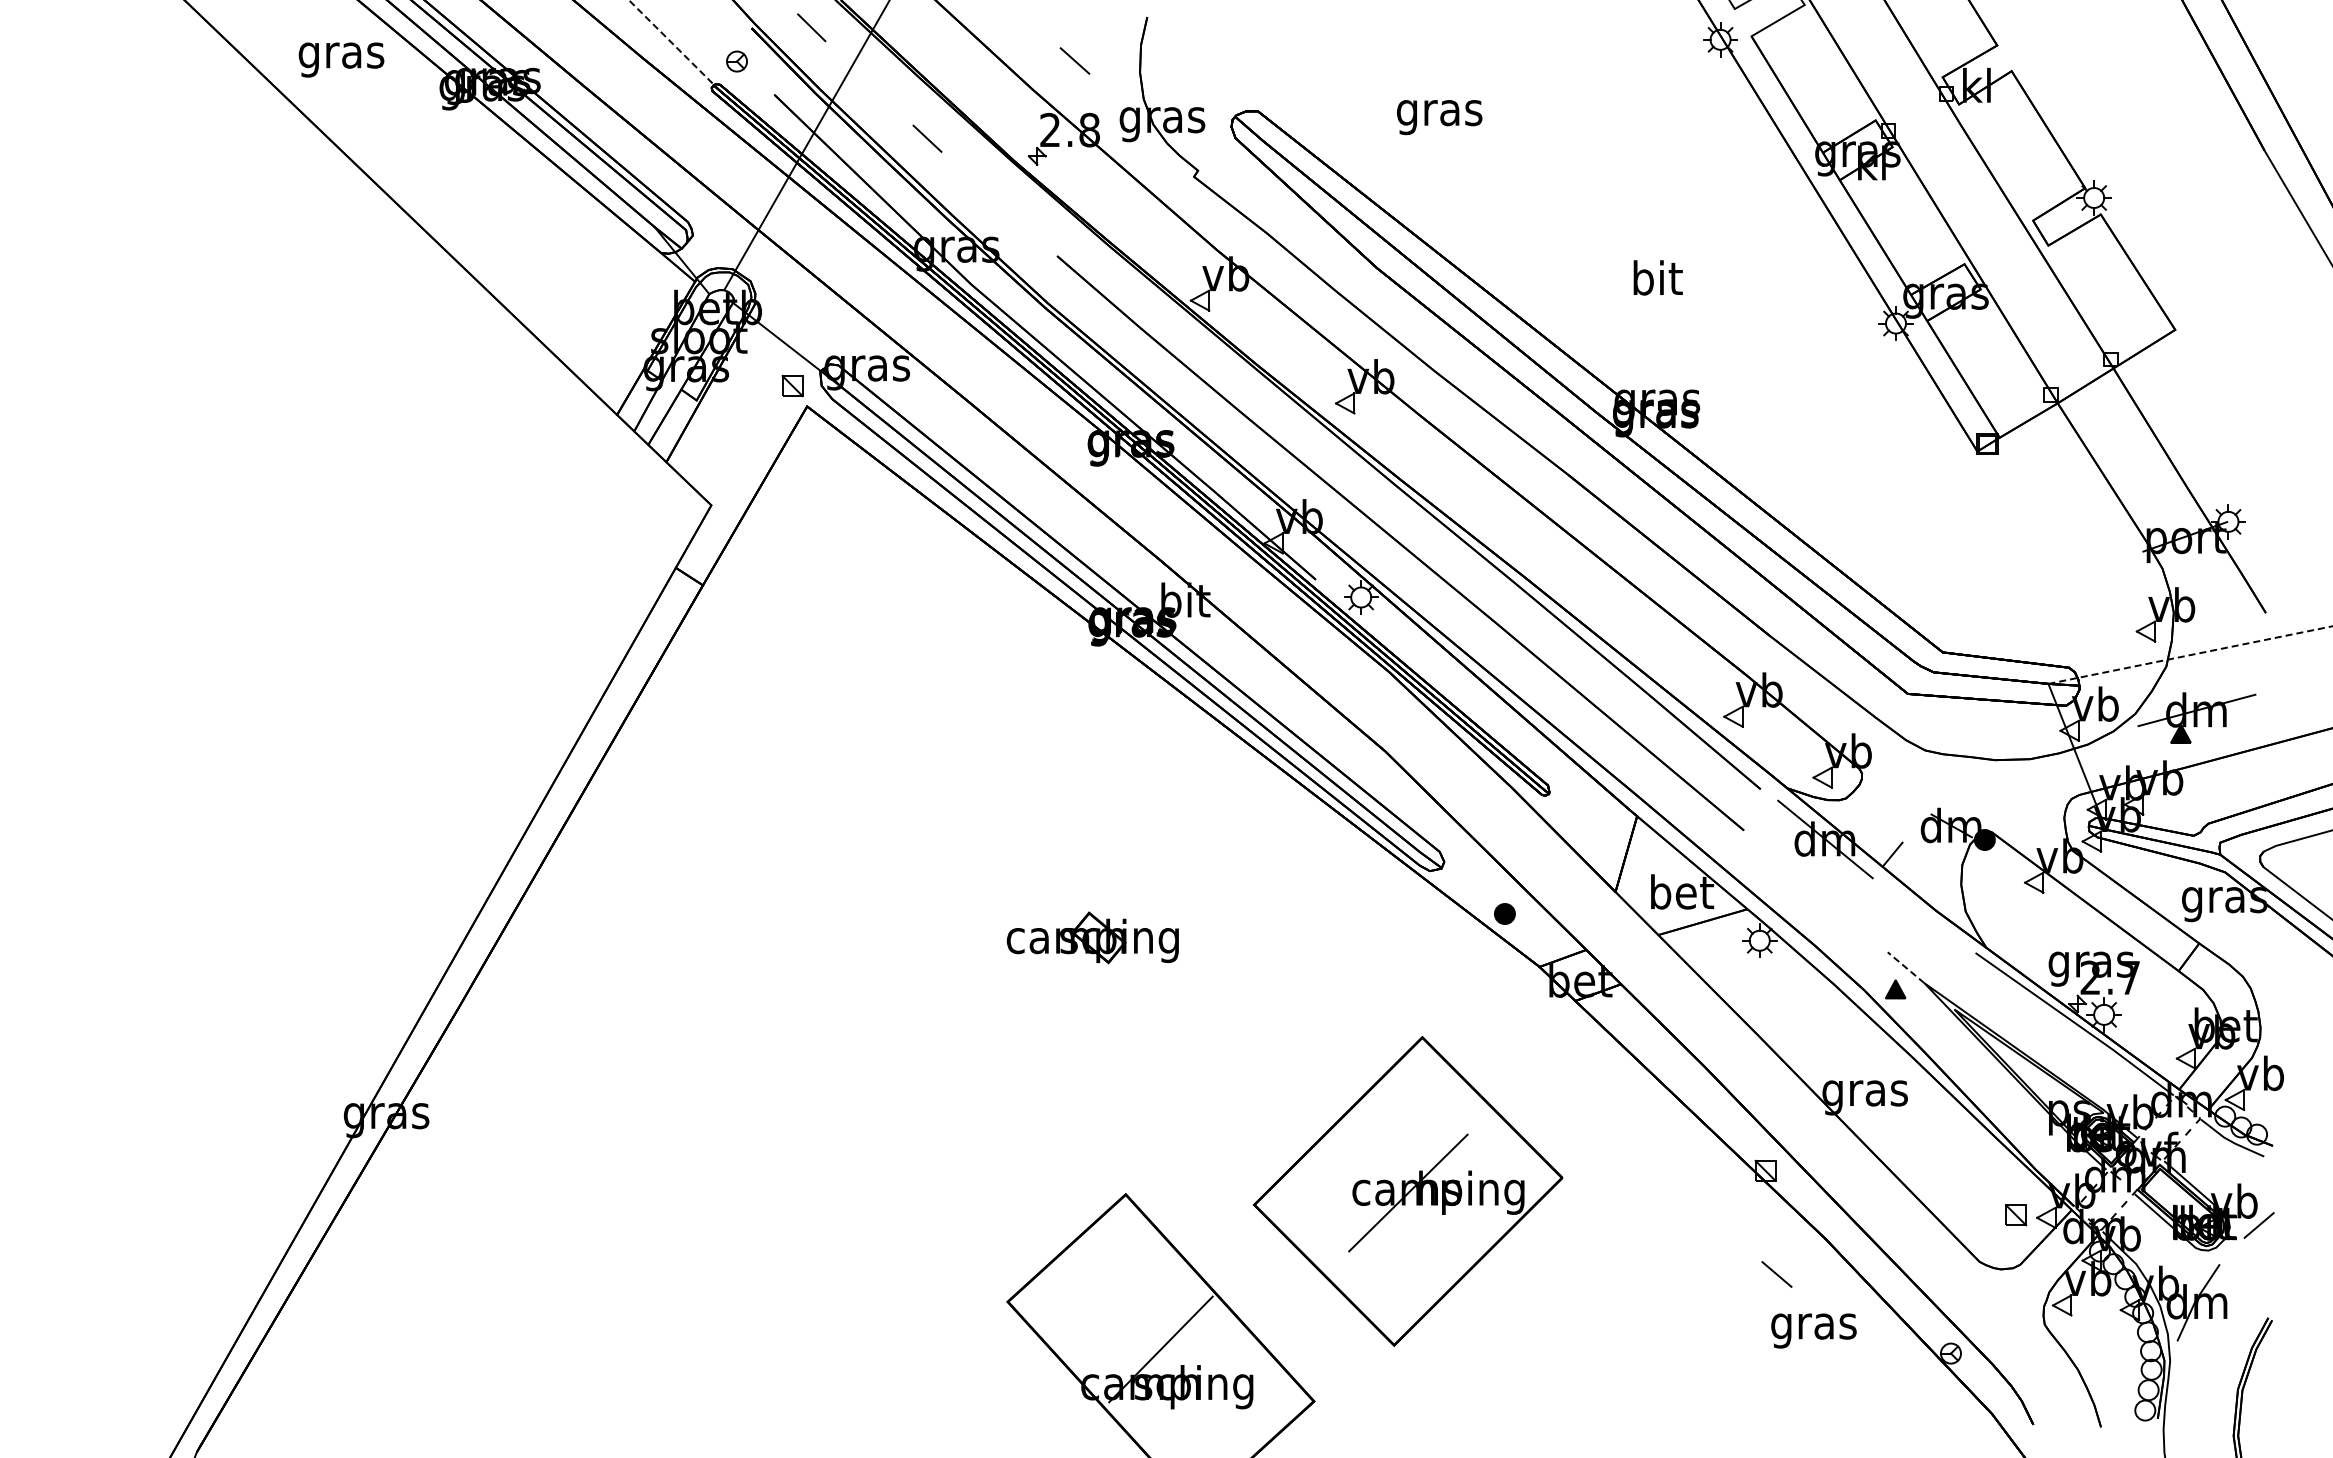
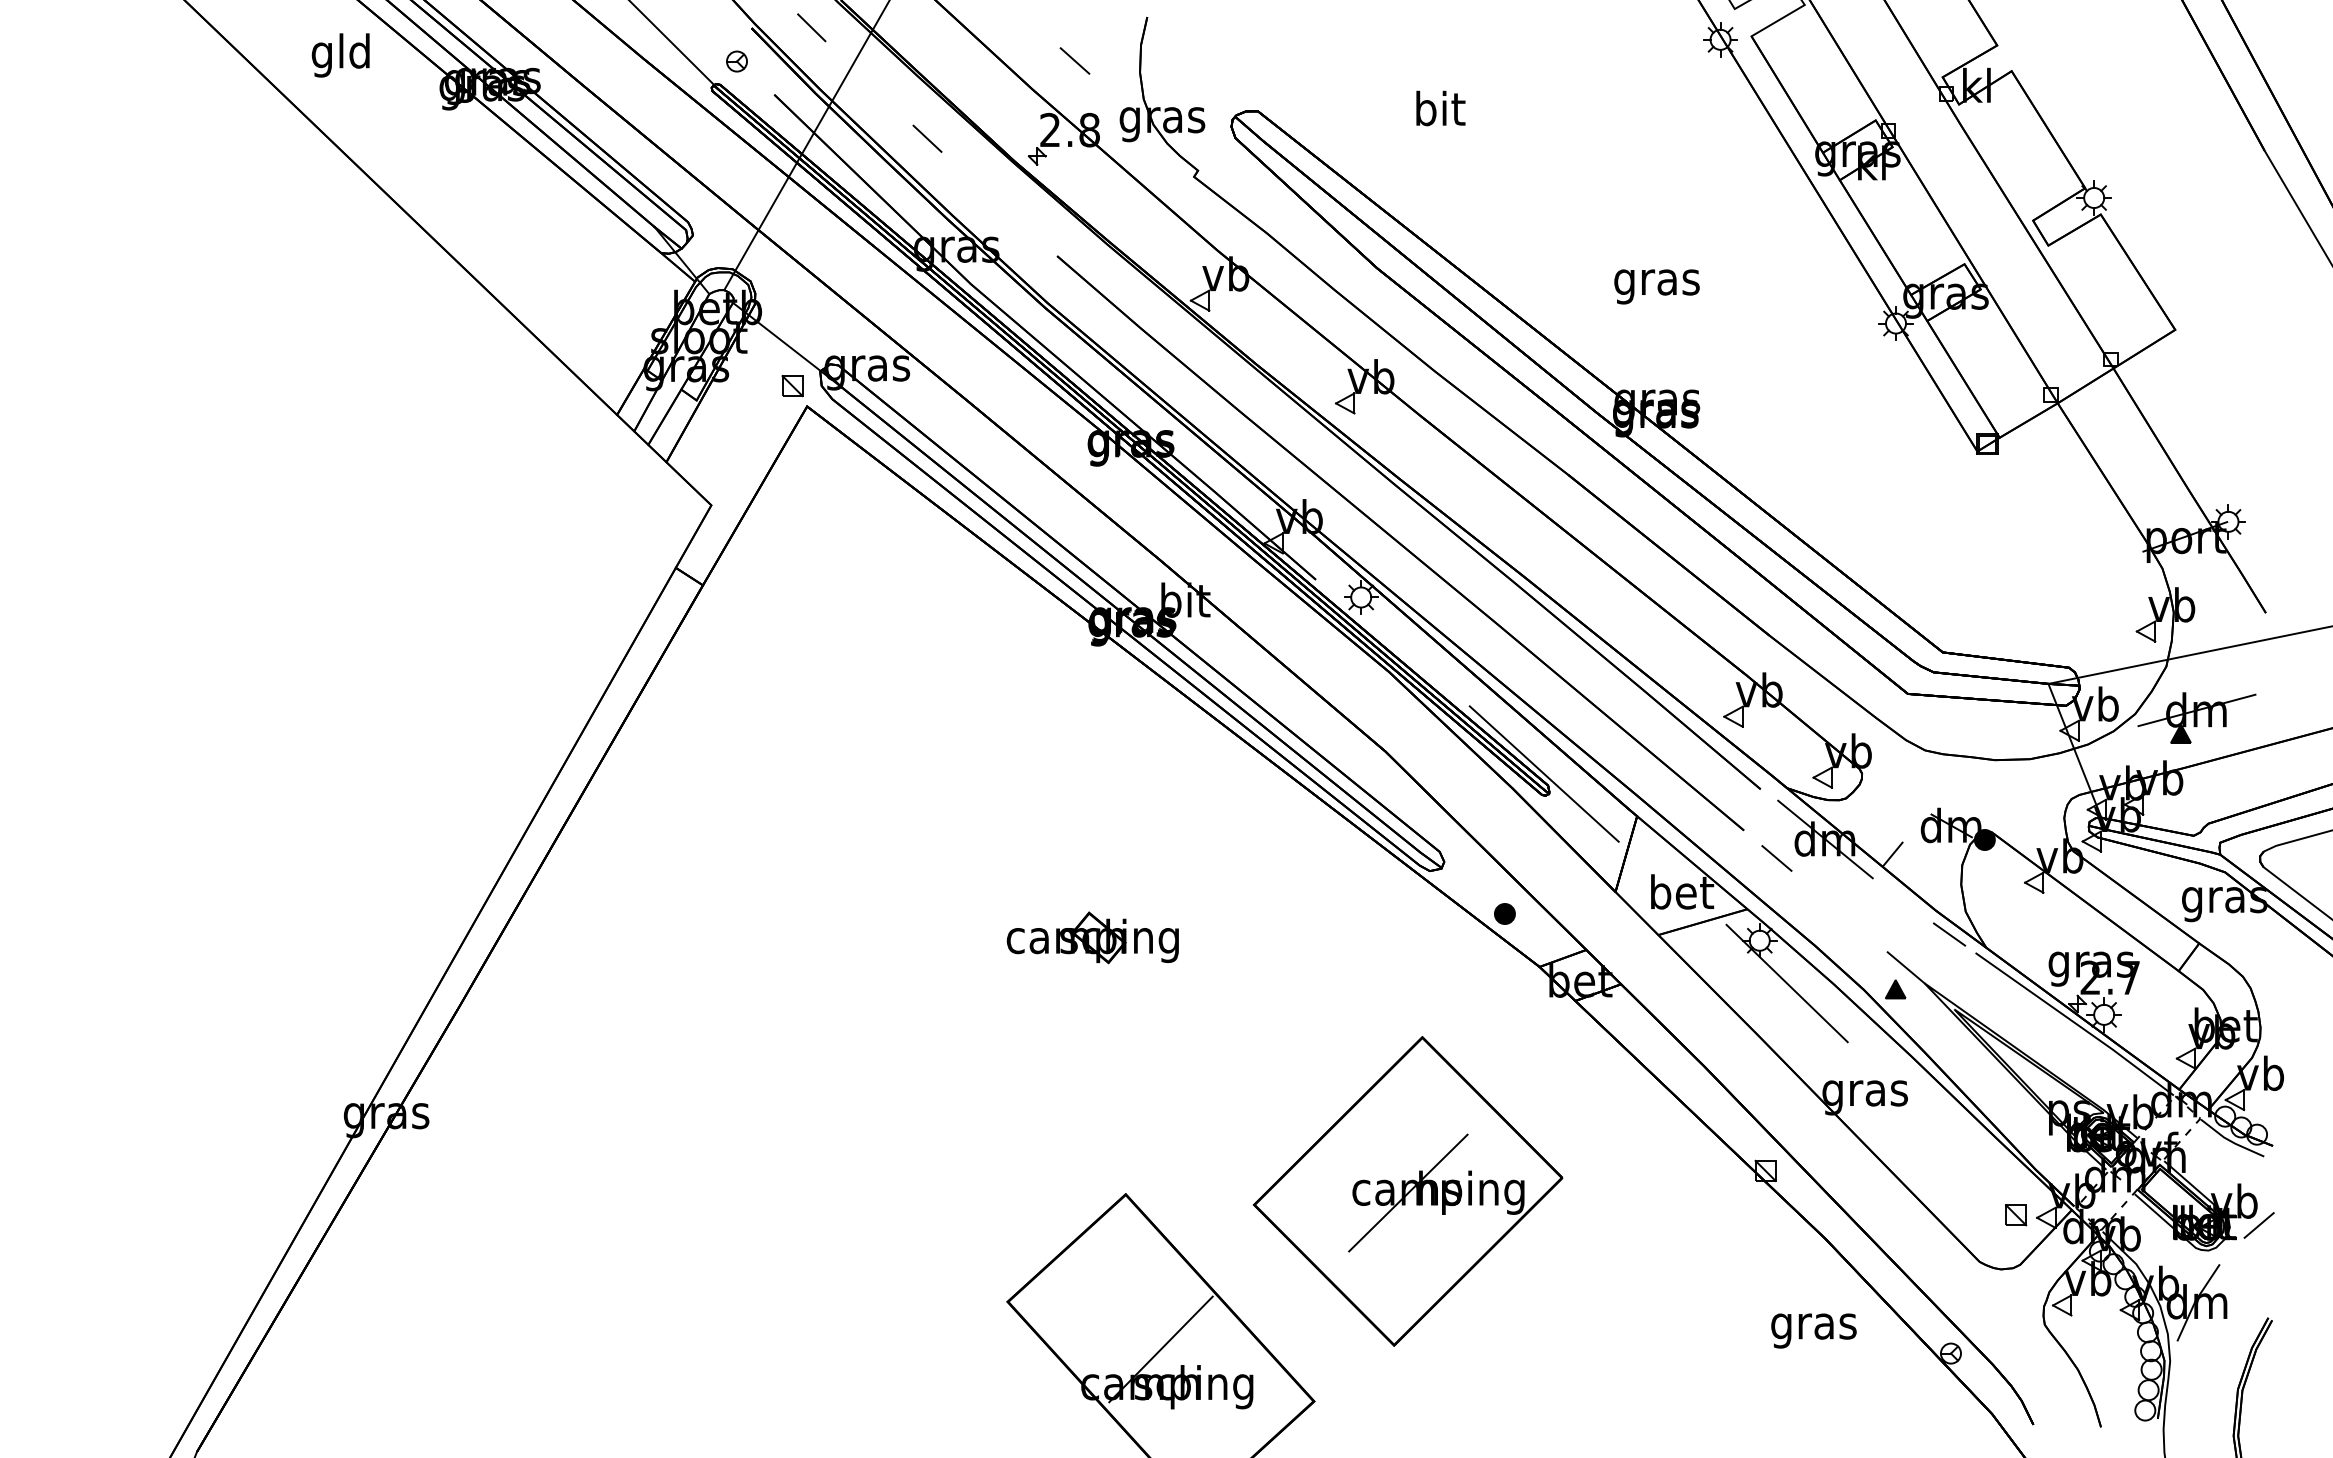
line: dashed -> solid (674, 45)
text: gras -> gld (341, 55)
text: gras -> bit (1439, 112)
text: bit -> gras (1656, 282)
line: dashed -> solid (2190, 655)
line: none -> present (1543, 773)
line: none -> present (1949, 934)
line: dashed -> solid (1906, 967)
line: none -> present (1786, 983)
line position: (1776, 1274) -> (1776, 858) (1776, 858)
